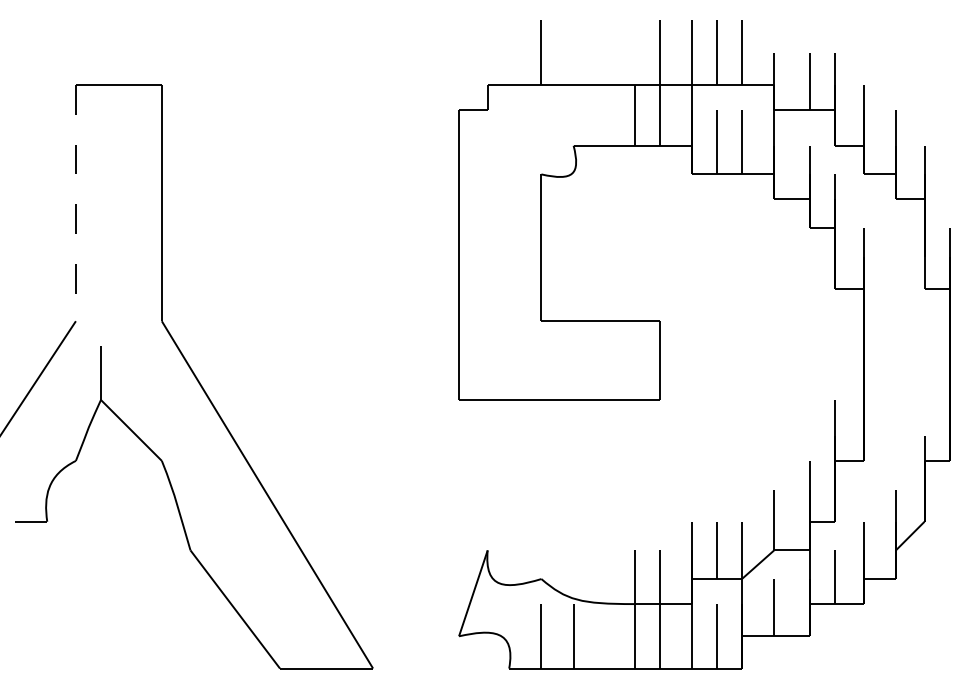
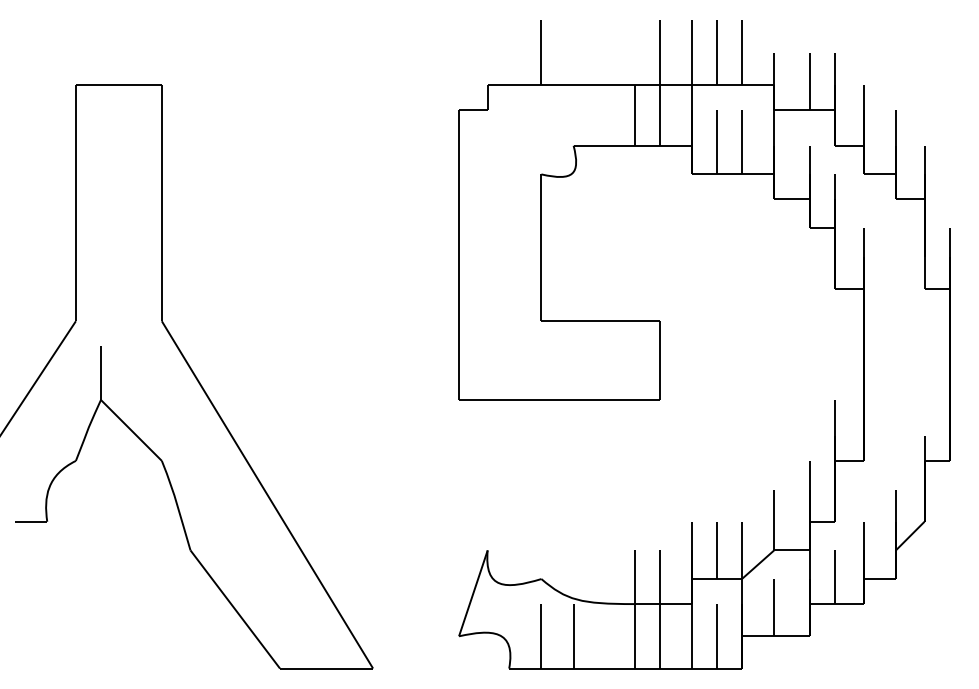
line: dashed -> solid (75, 203)
